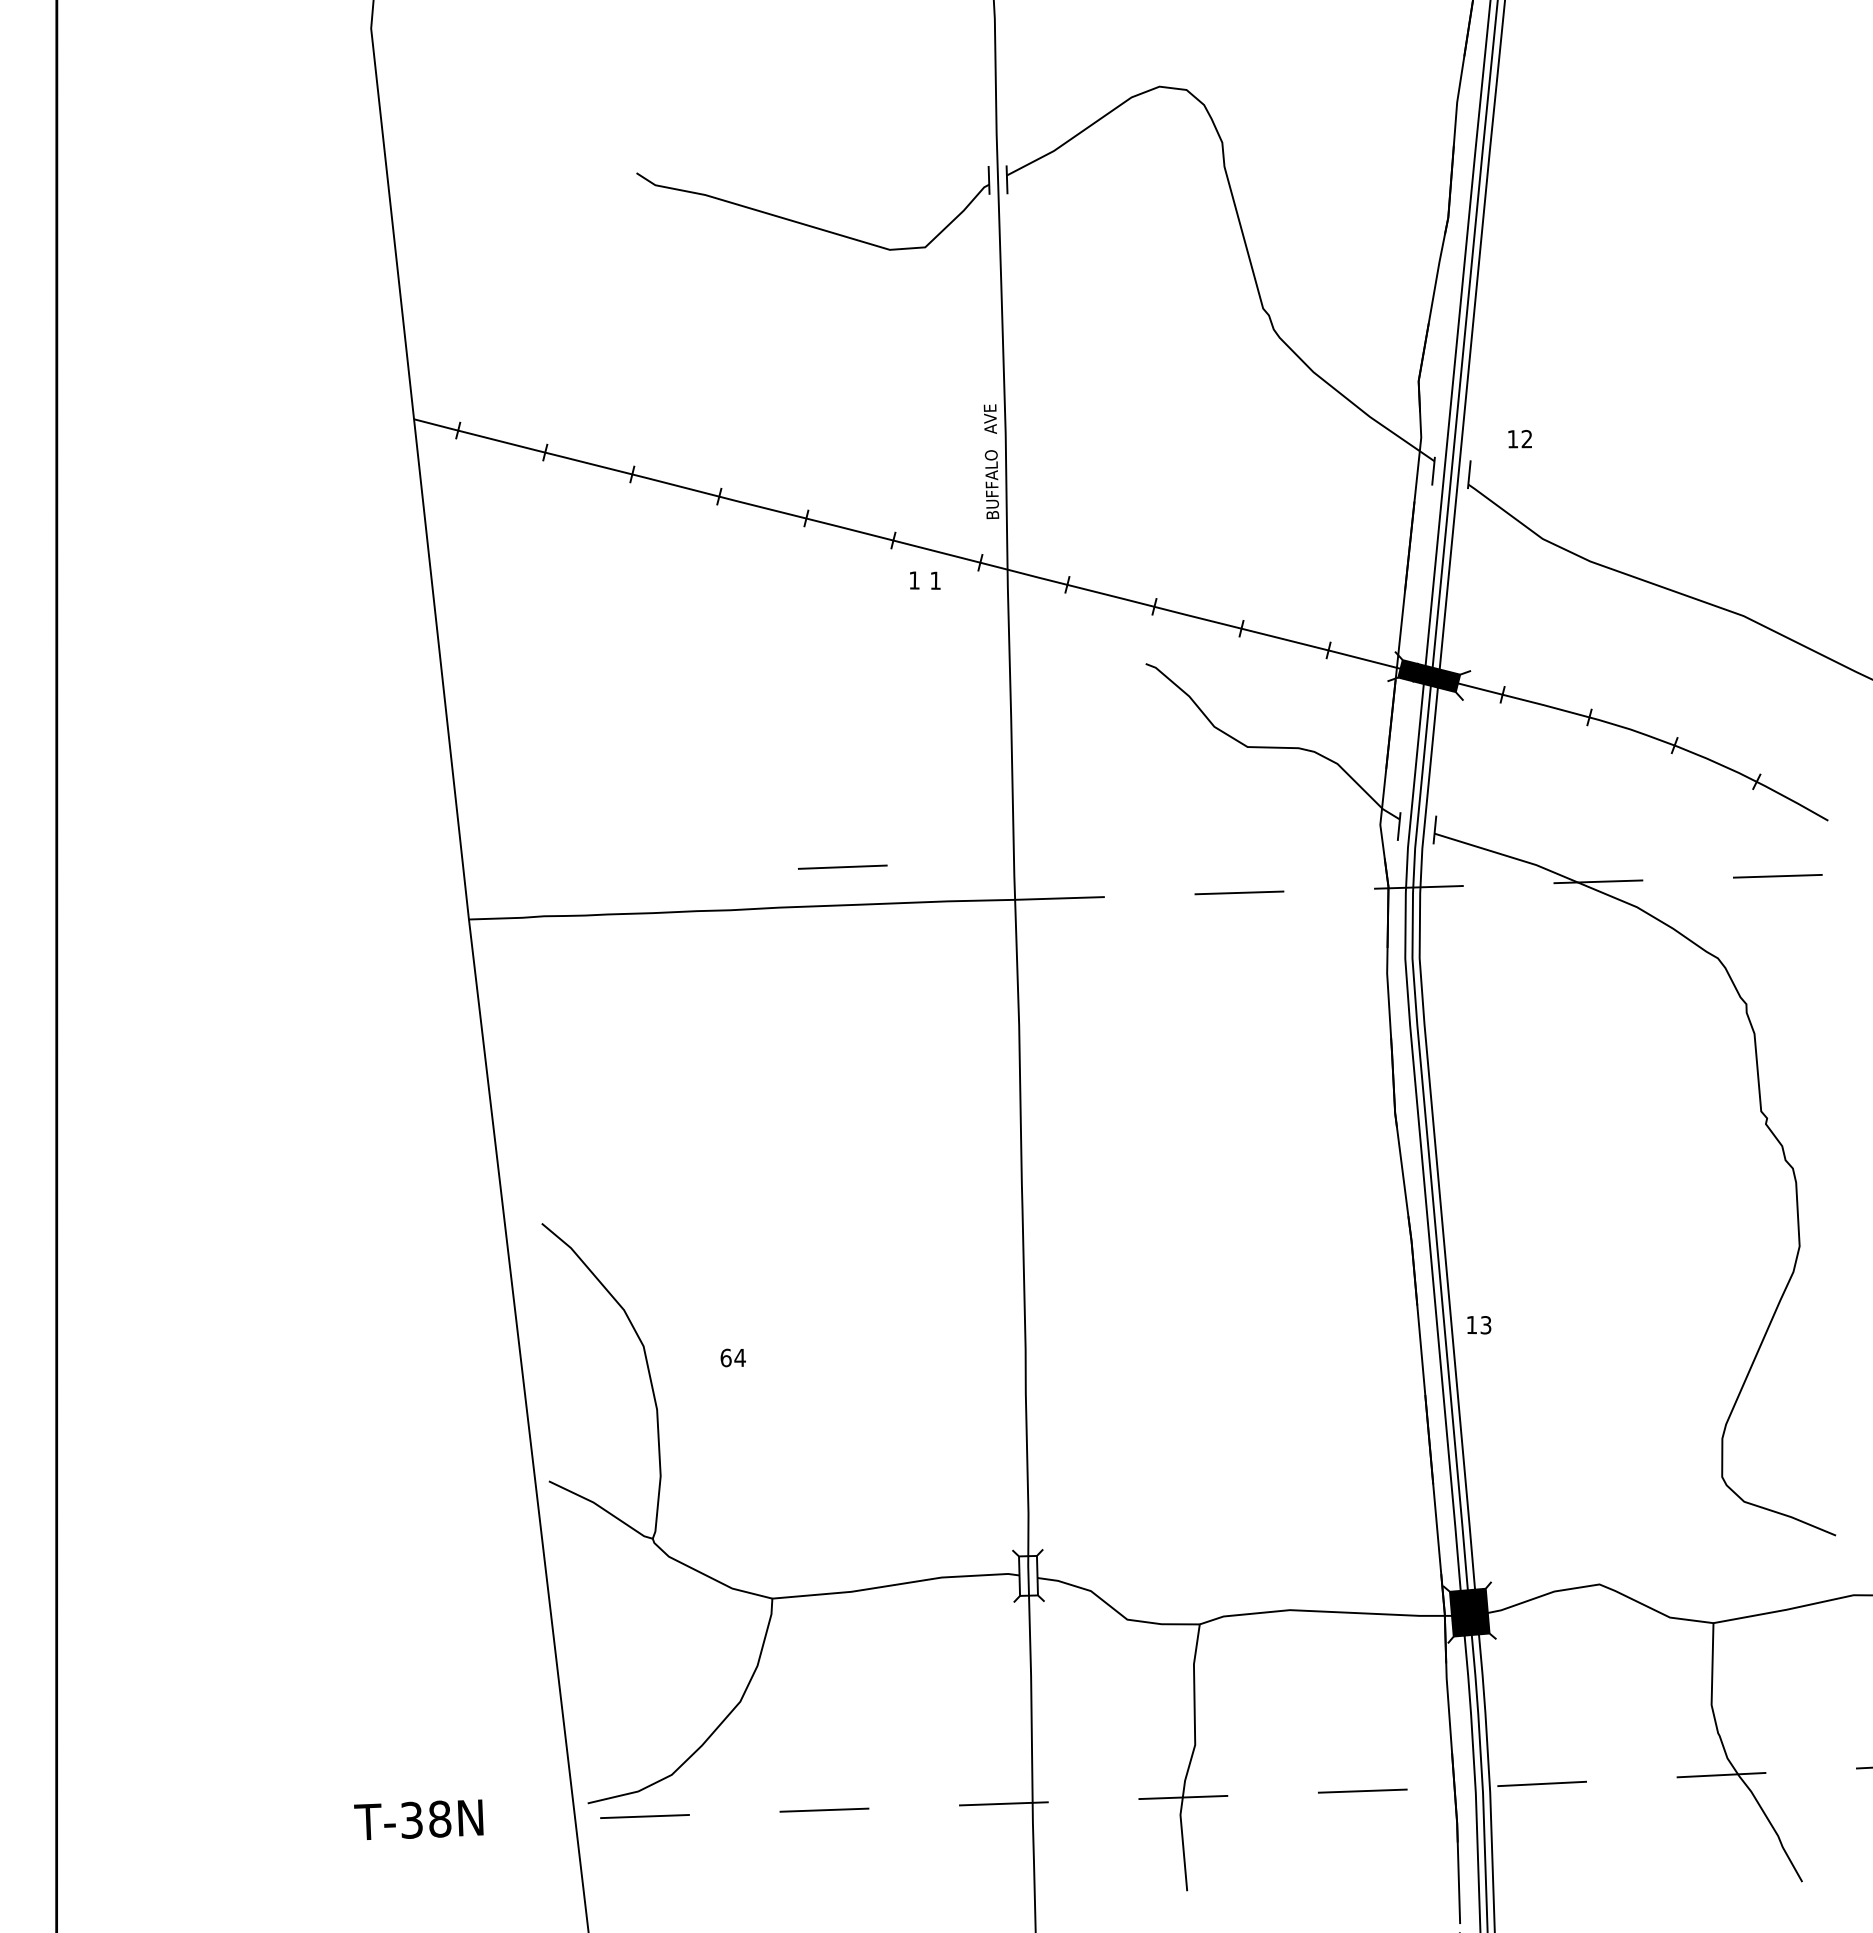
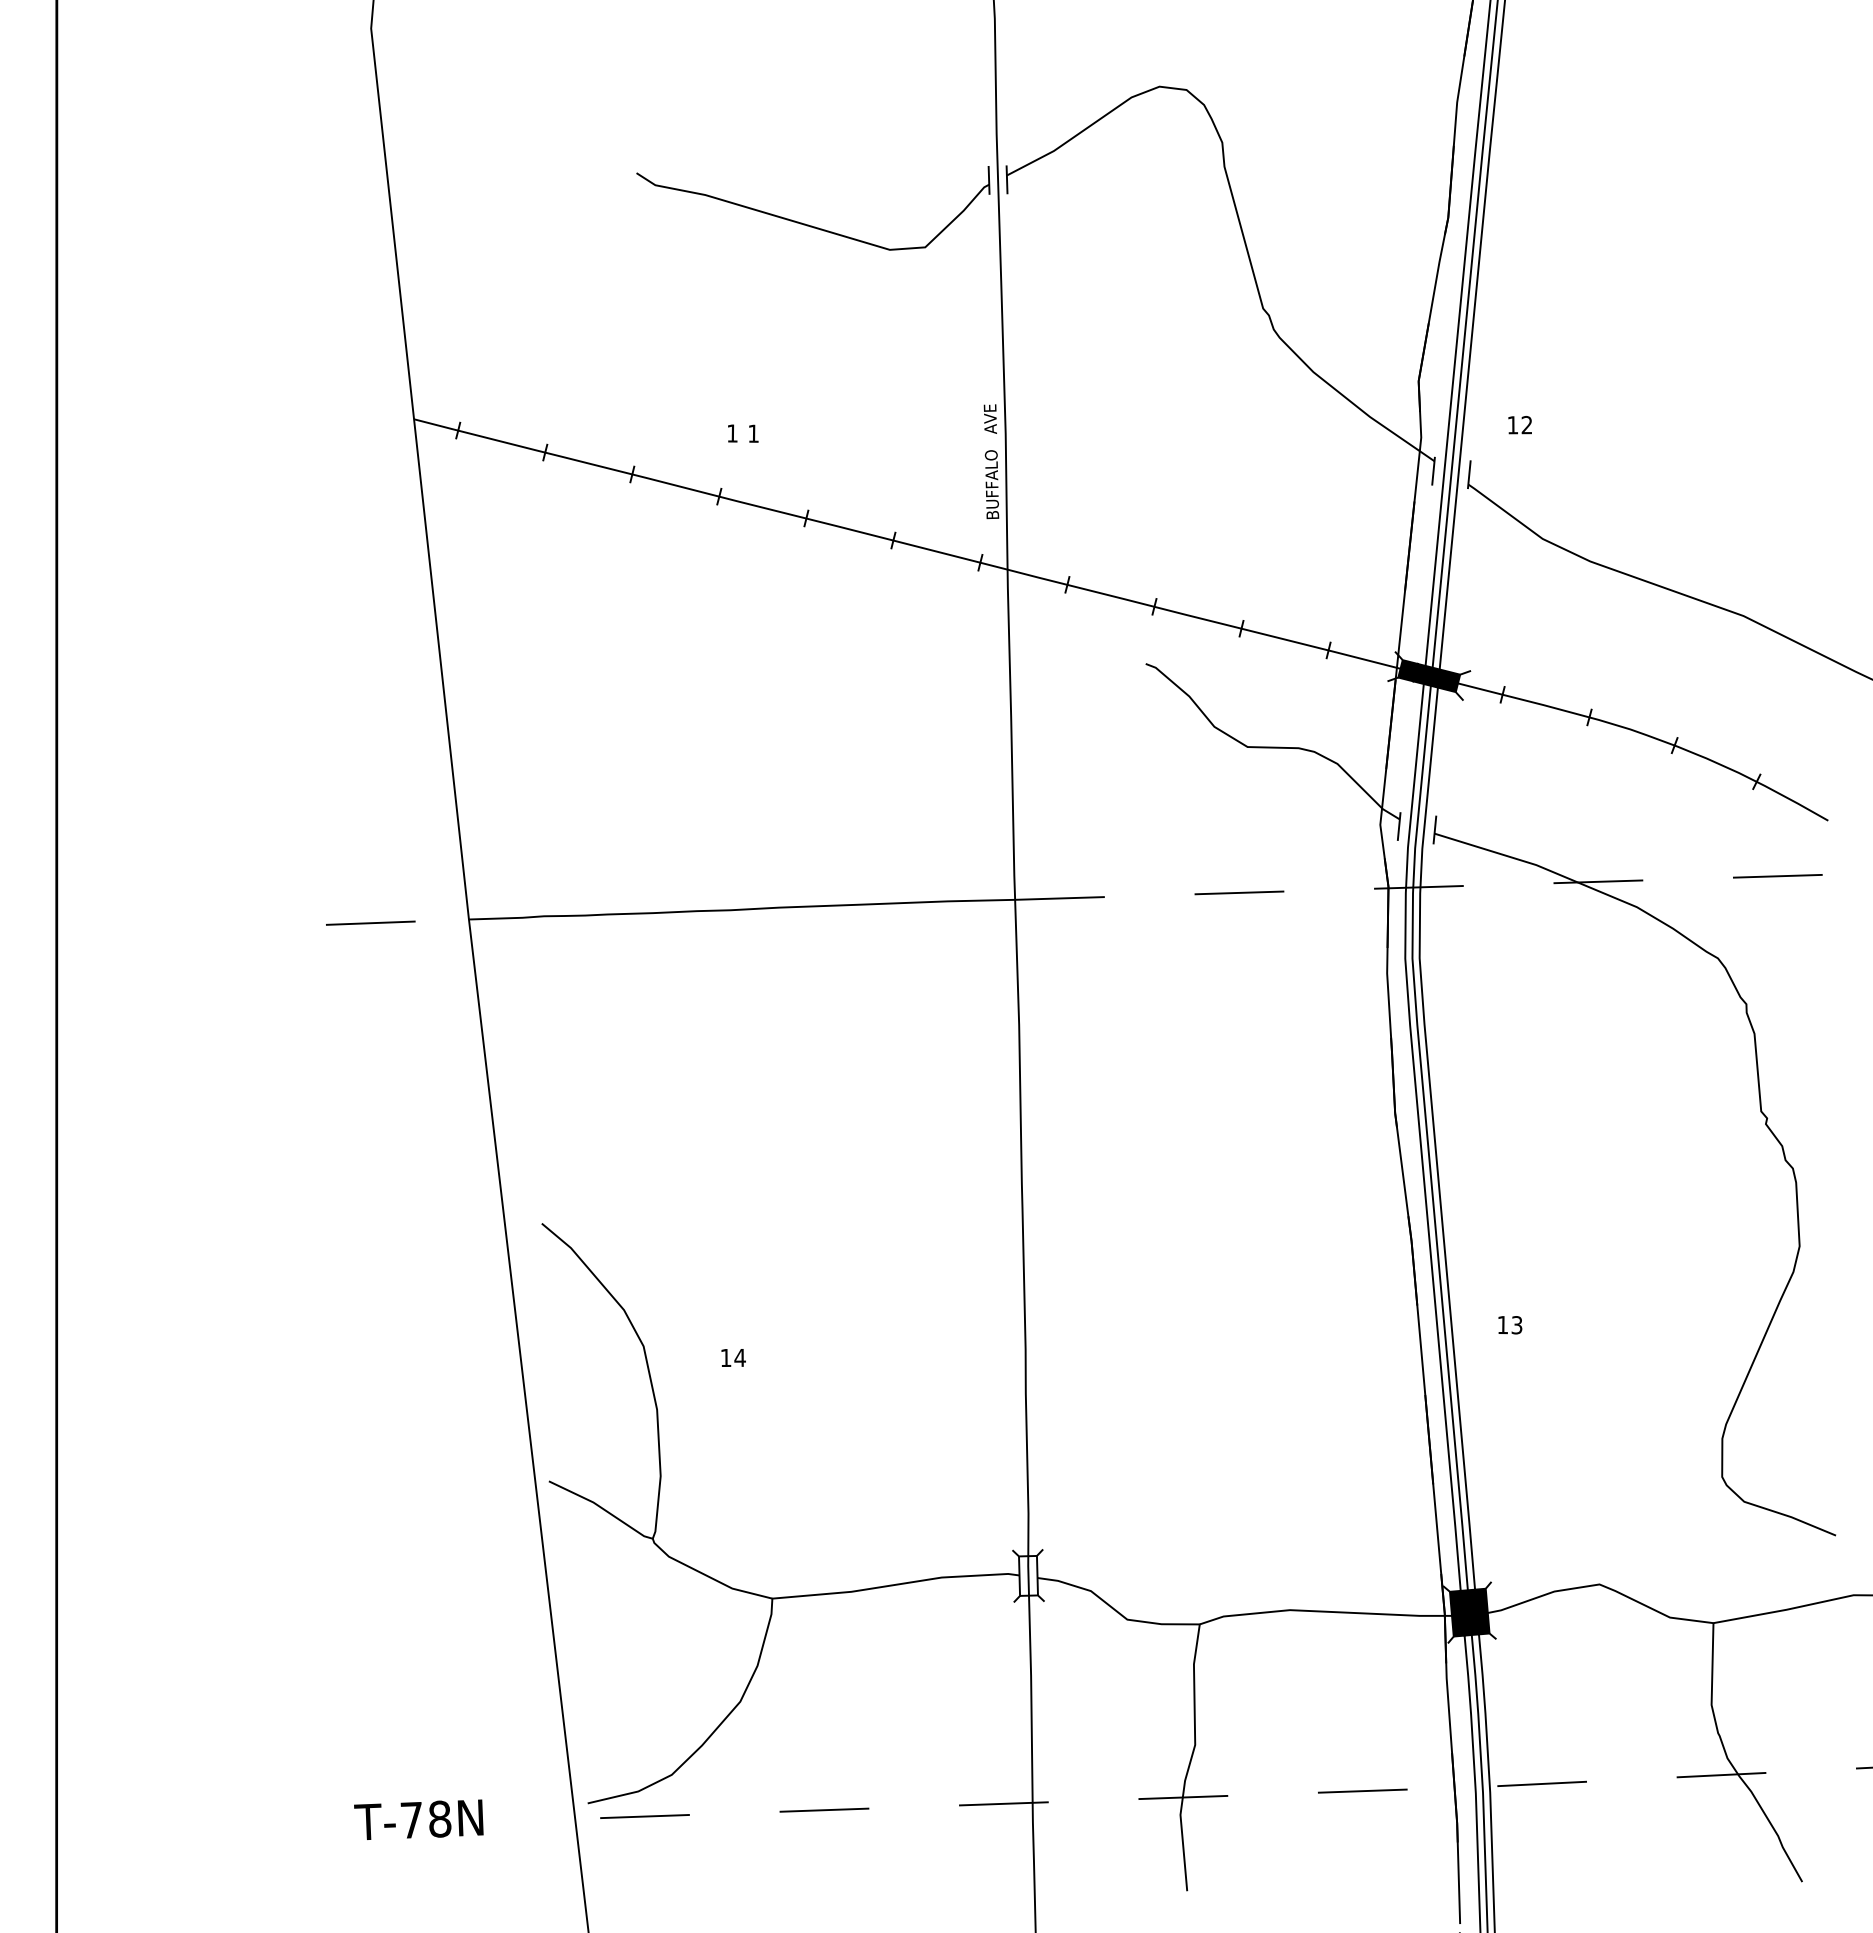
text position: (1519, 439) -> (1519, 425) (1519, 425)
text position: (925, 580) -> (743, 433) (743, 433)
line position: (842, 866) -> (370, 922) (370, 922)
text position: (1479, 1325) -> (1510, 1325) (1510, 1325)
text: 64 -> 14 (725, 1357)
text: T-38N -> T-78N (411, 1819)
